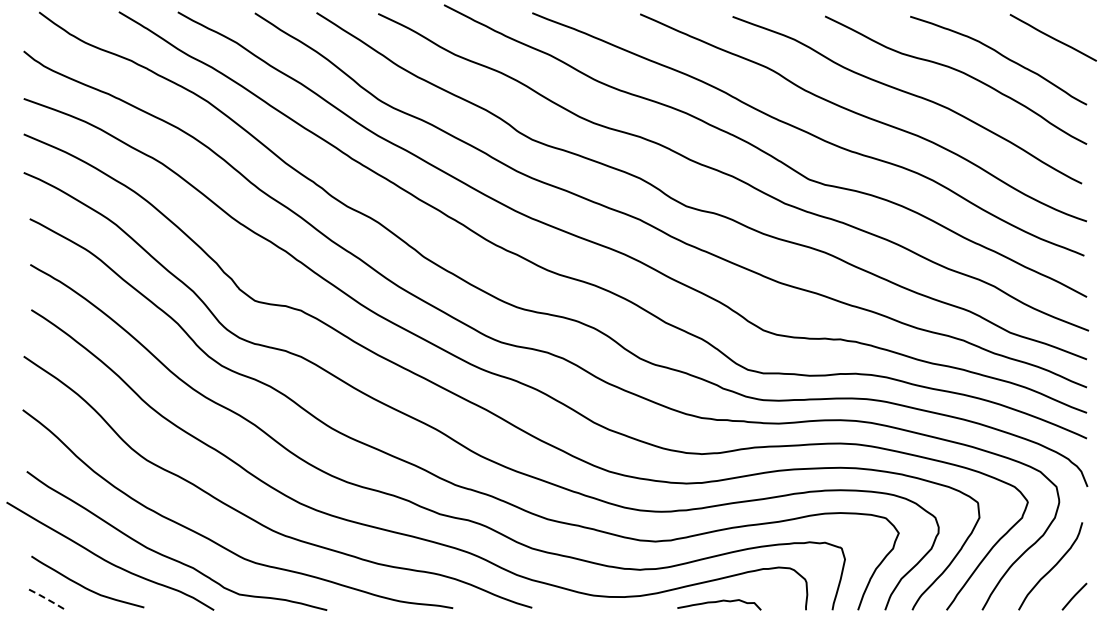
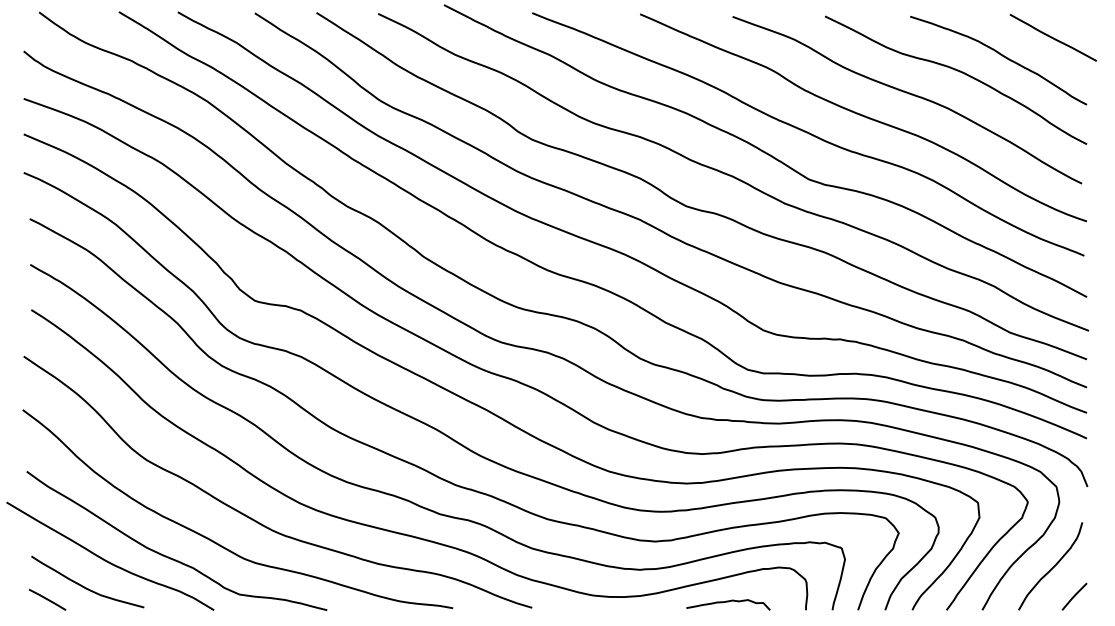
line: dashed -> solid (47, 599)
curve position: (719, 602) -> (728, 602) (728, 602)
